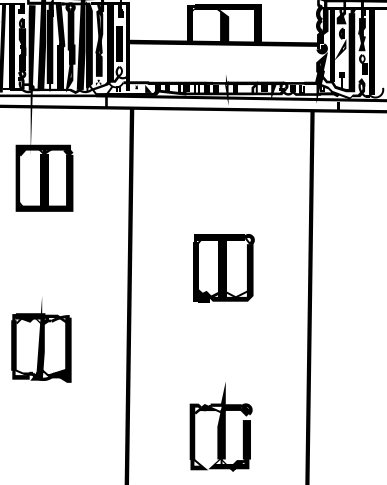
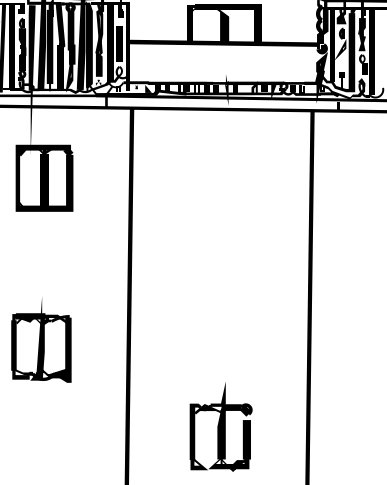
part: present -> none (223, 268)
